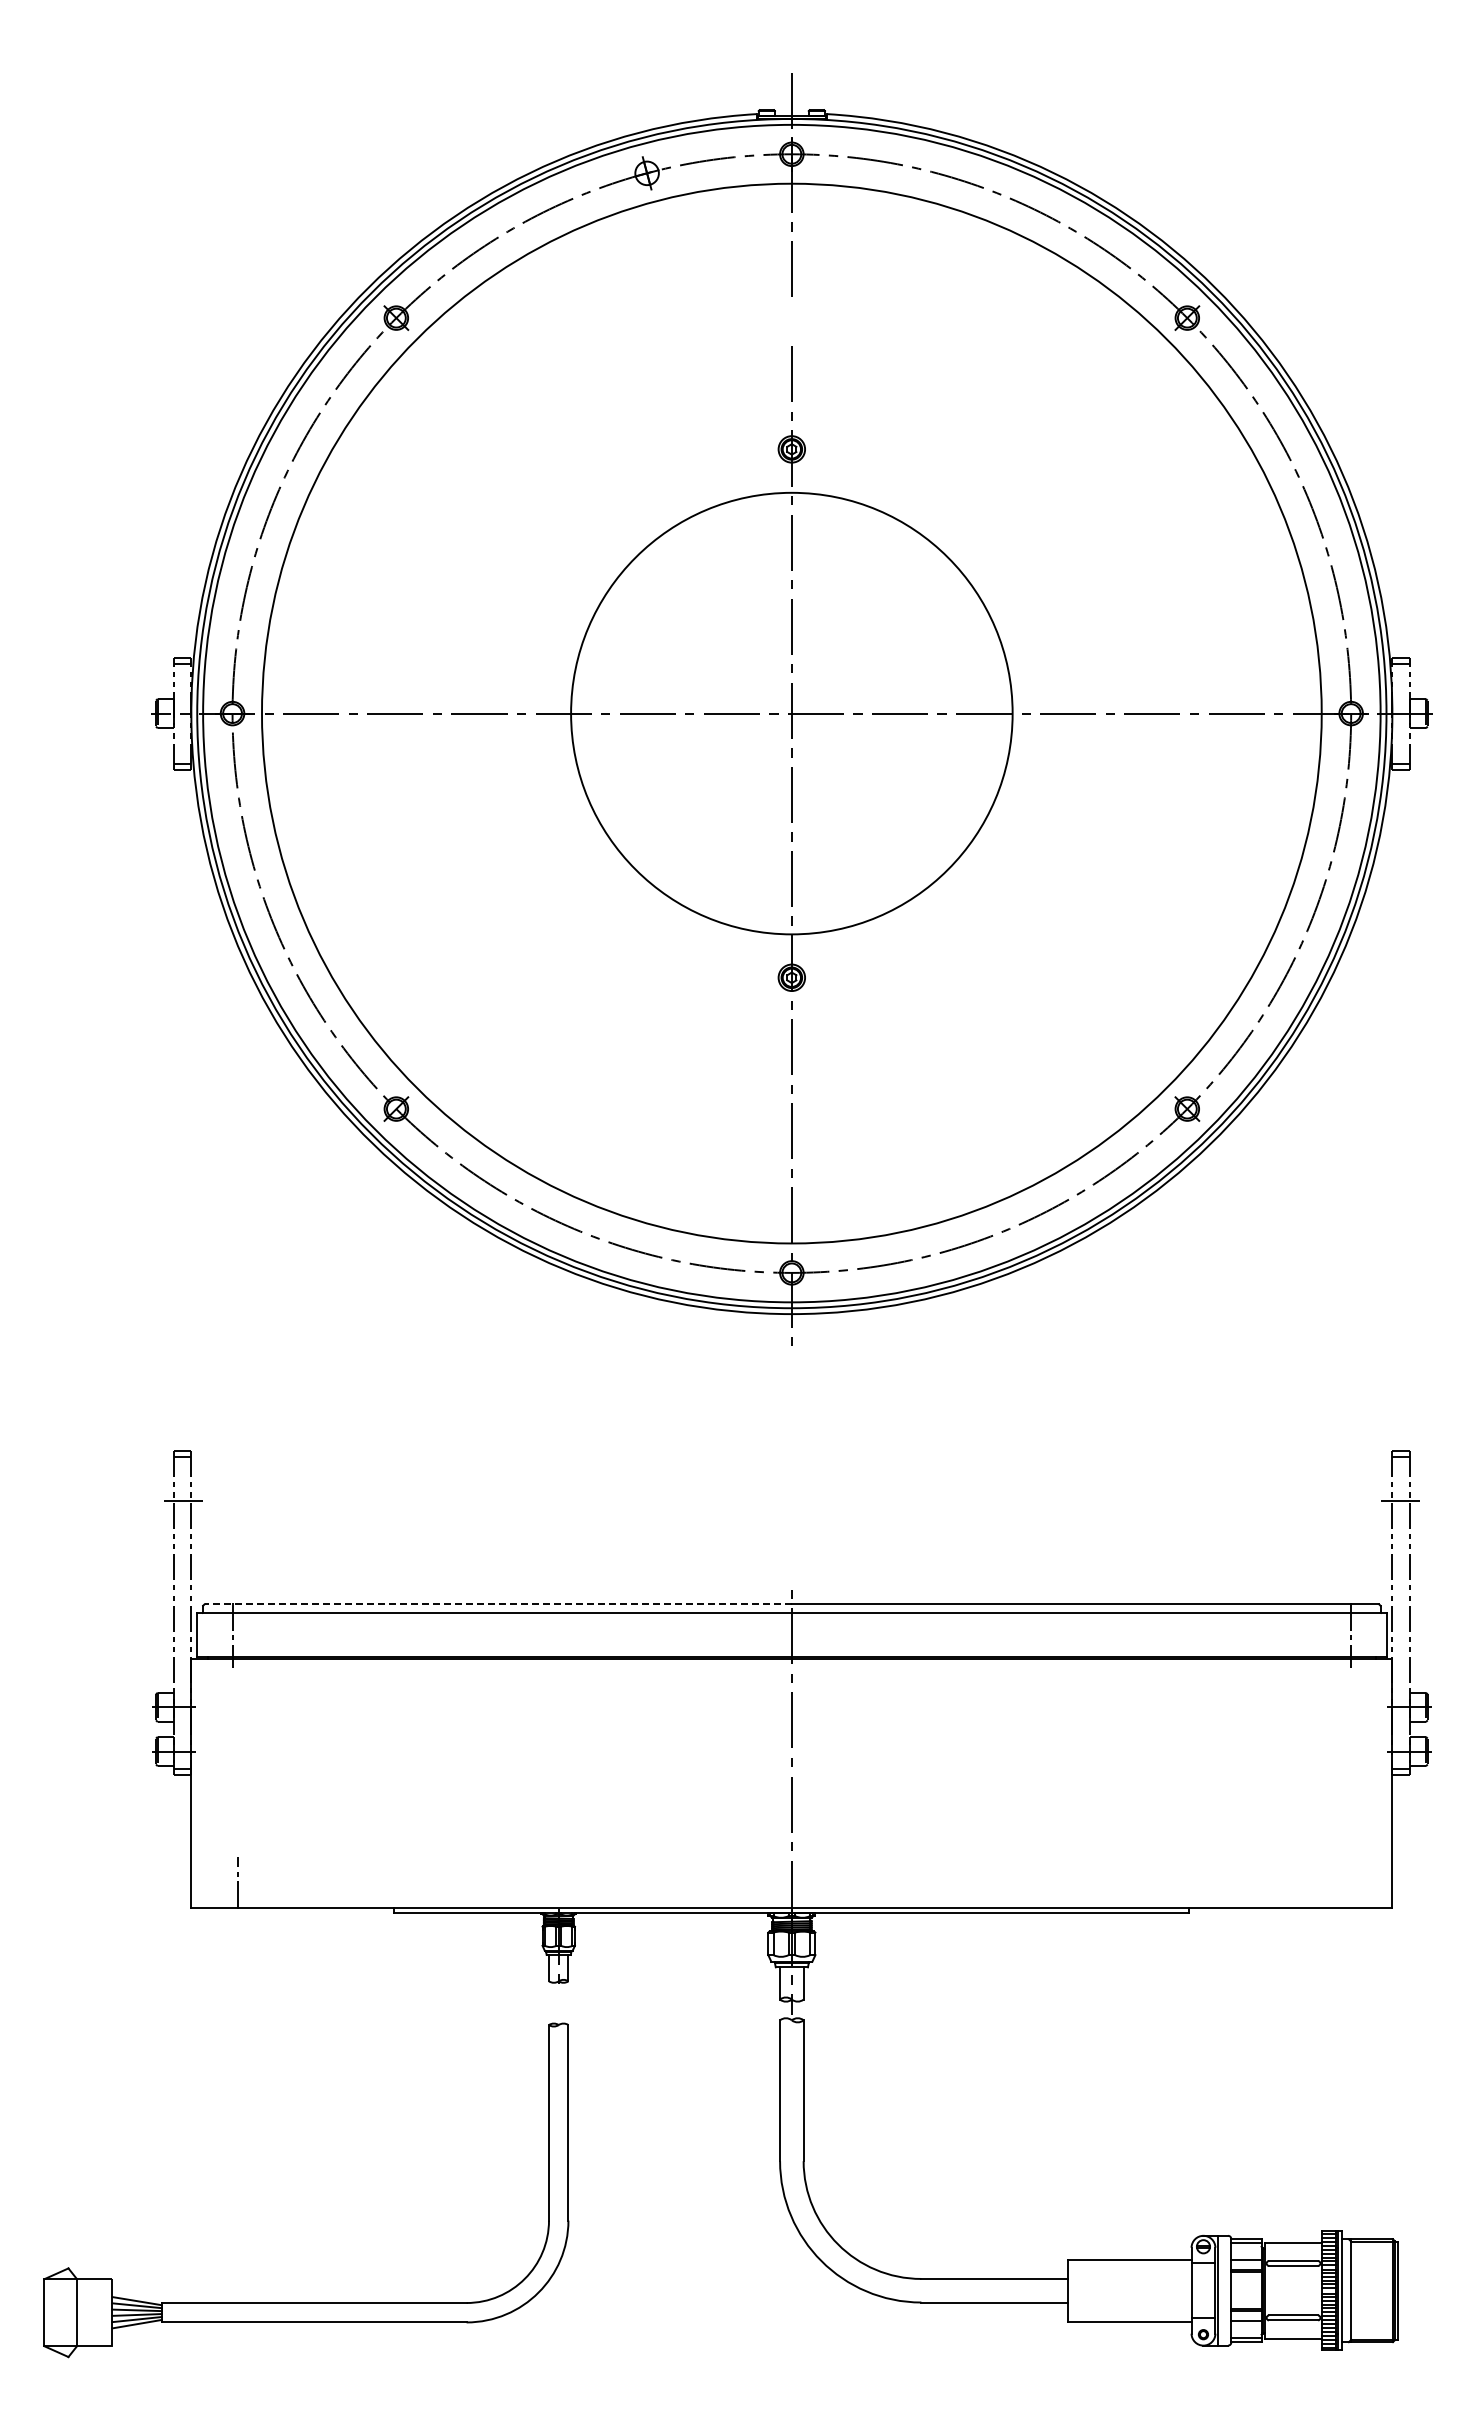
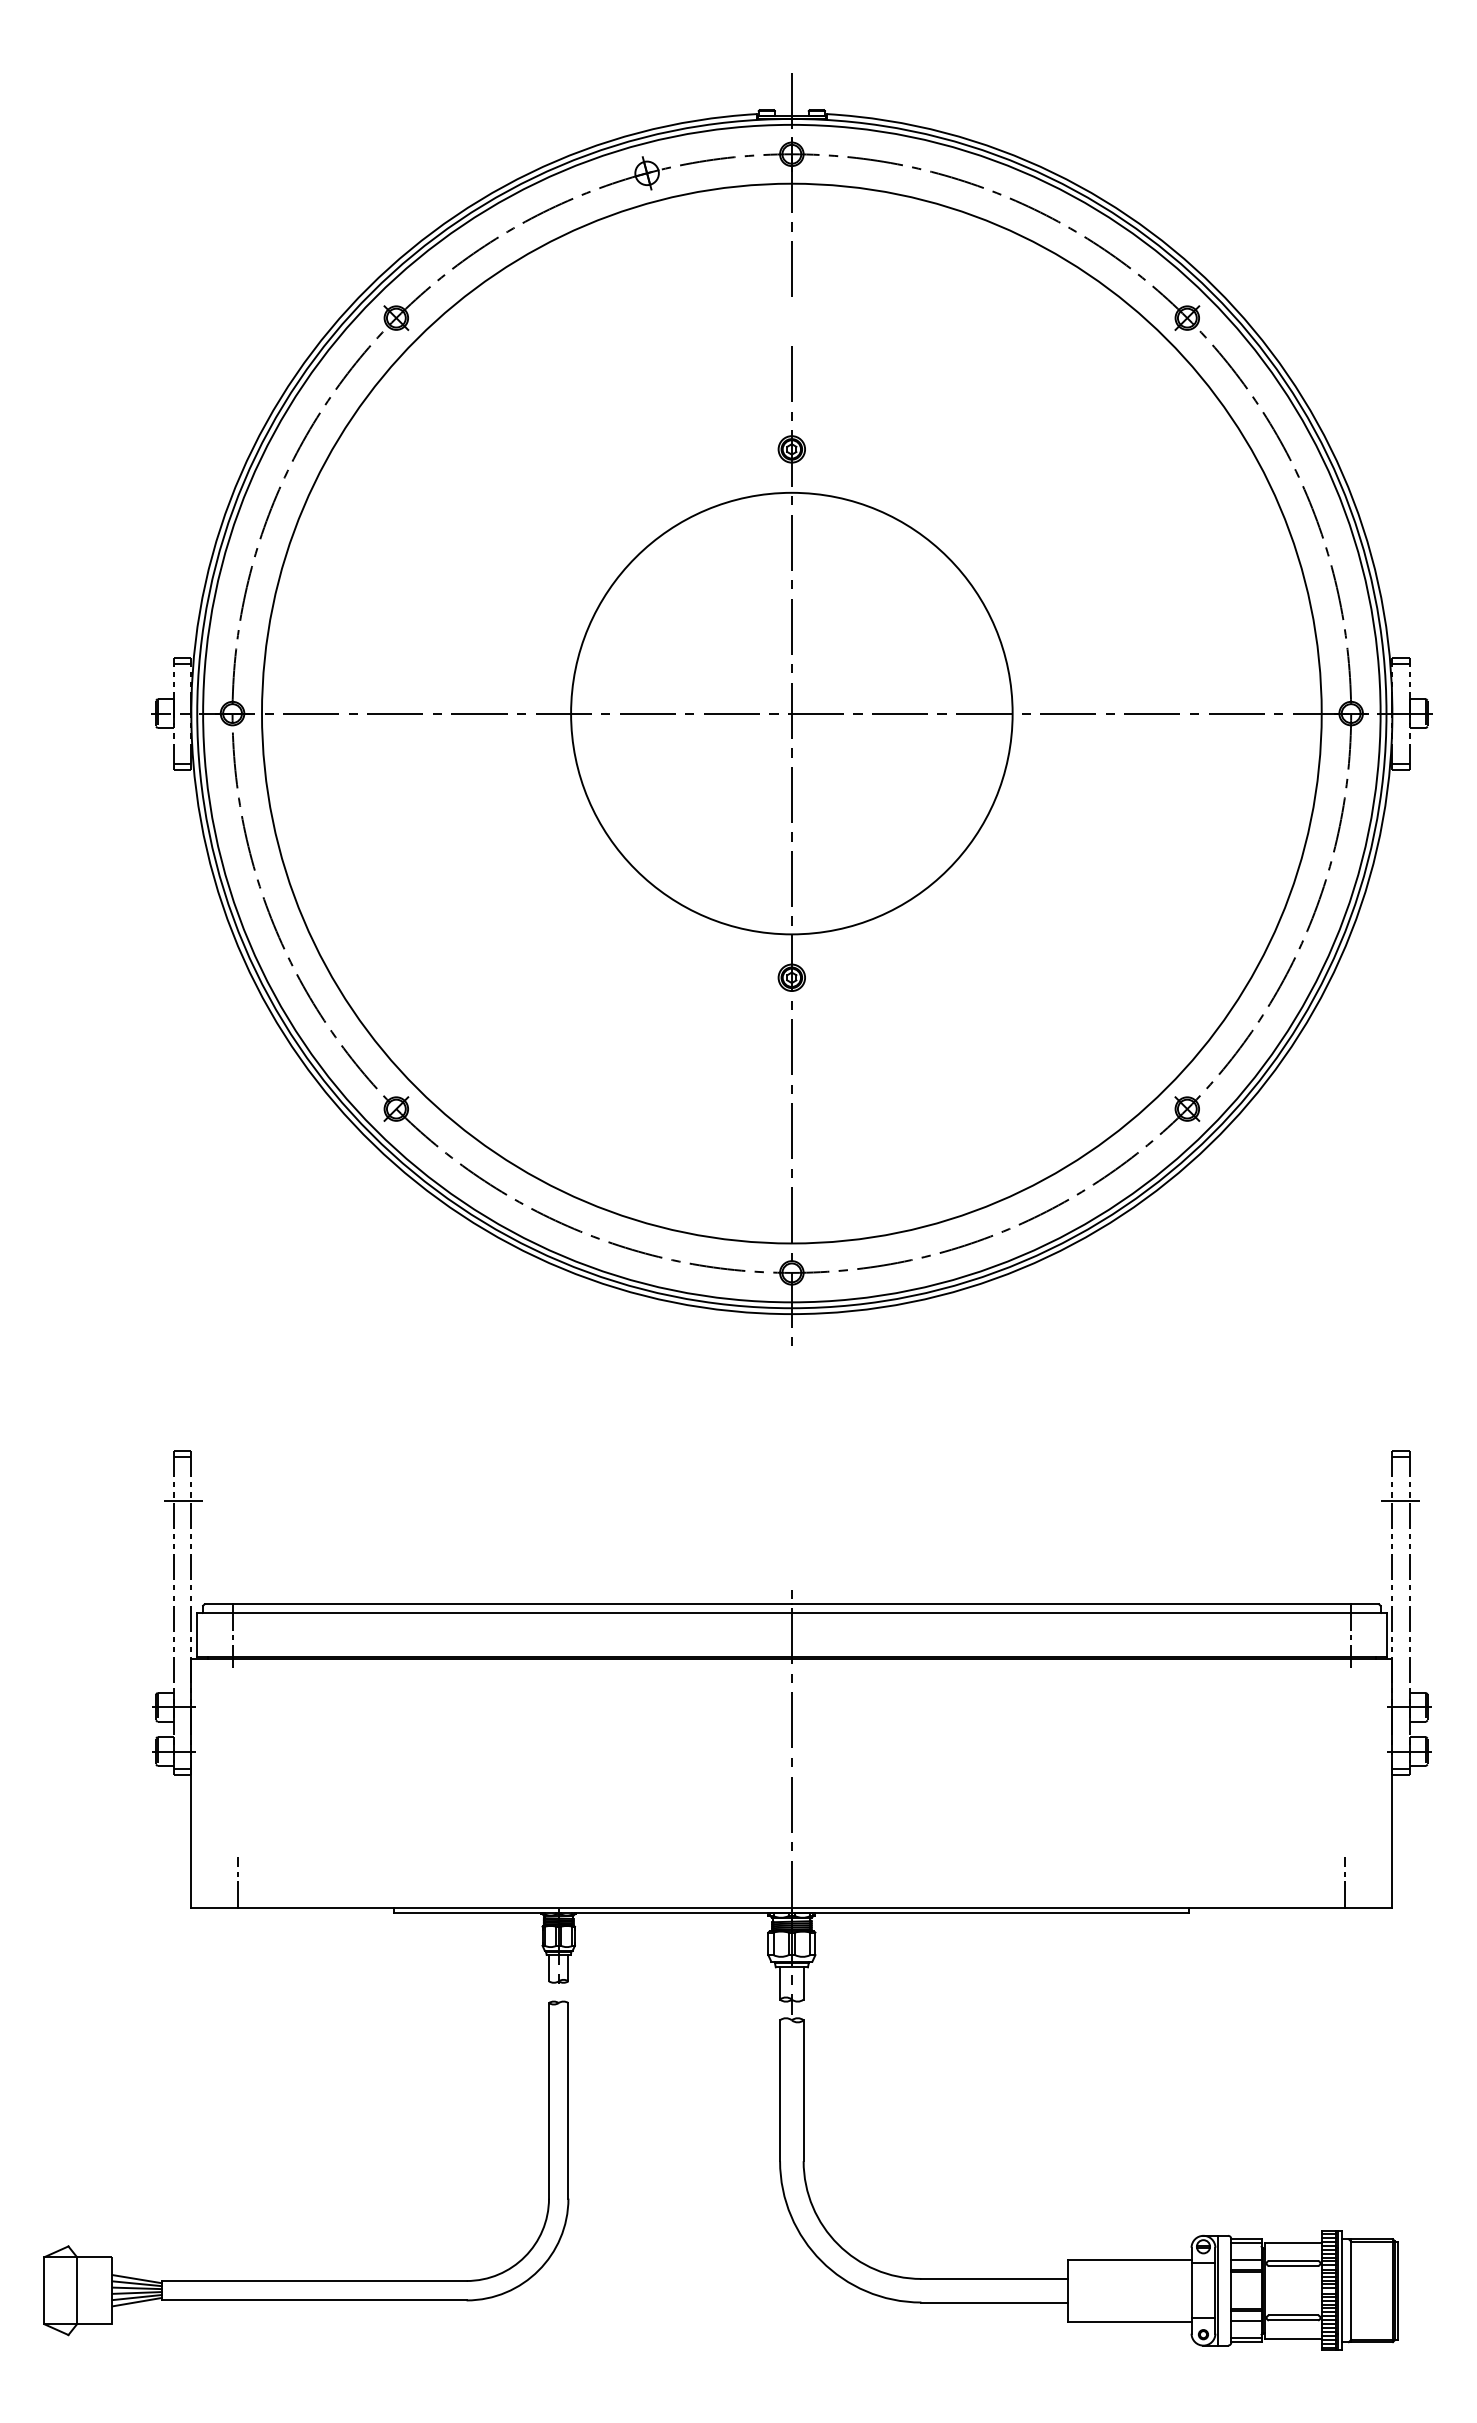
line: dashed -> solid (498, 1604)
line: none -> present (1345, 1883)
part position: (306, 2302) -> (306, 2280) (306, 2280)
